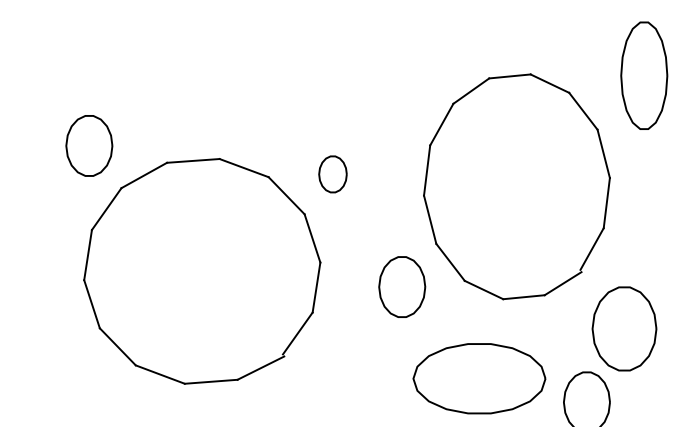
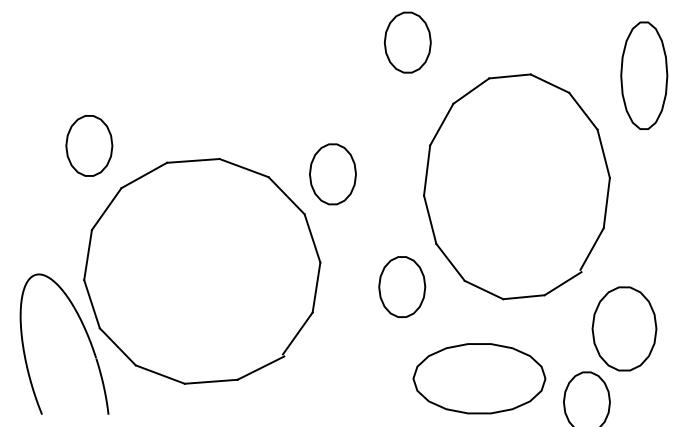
part: none -> present (407, 42)
part size: 30x39 px -> 48x63 px (332, 174)
part: none -> present (86, 335)
